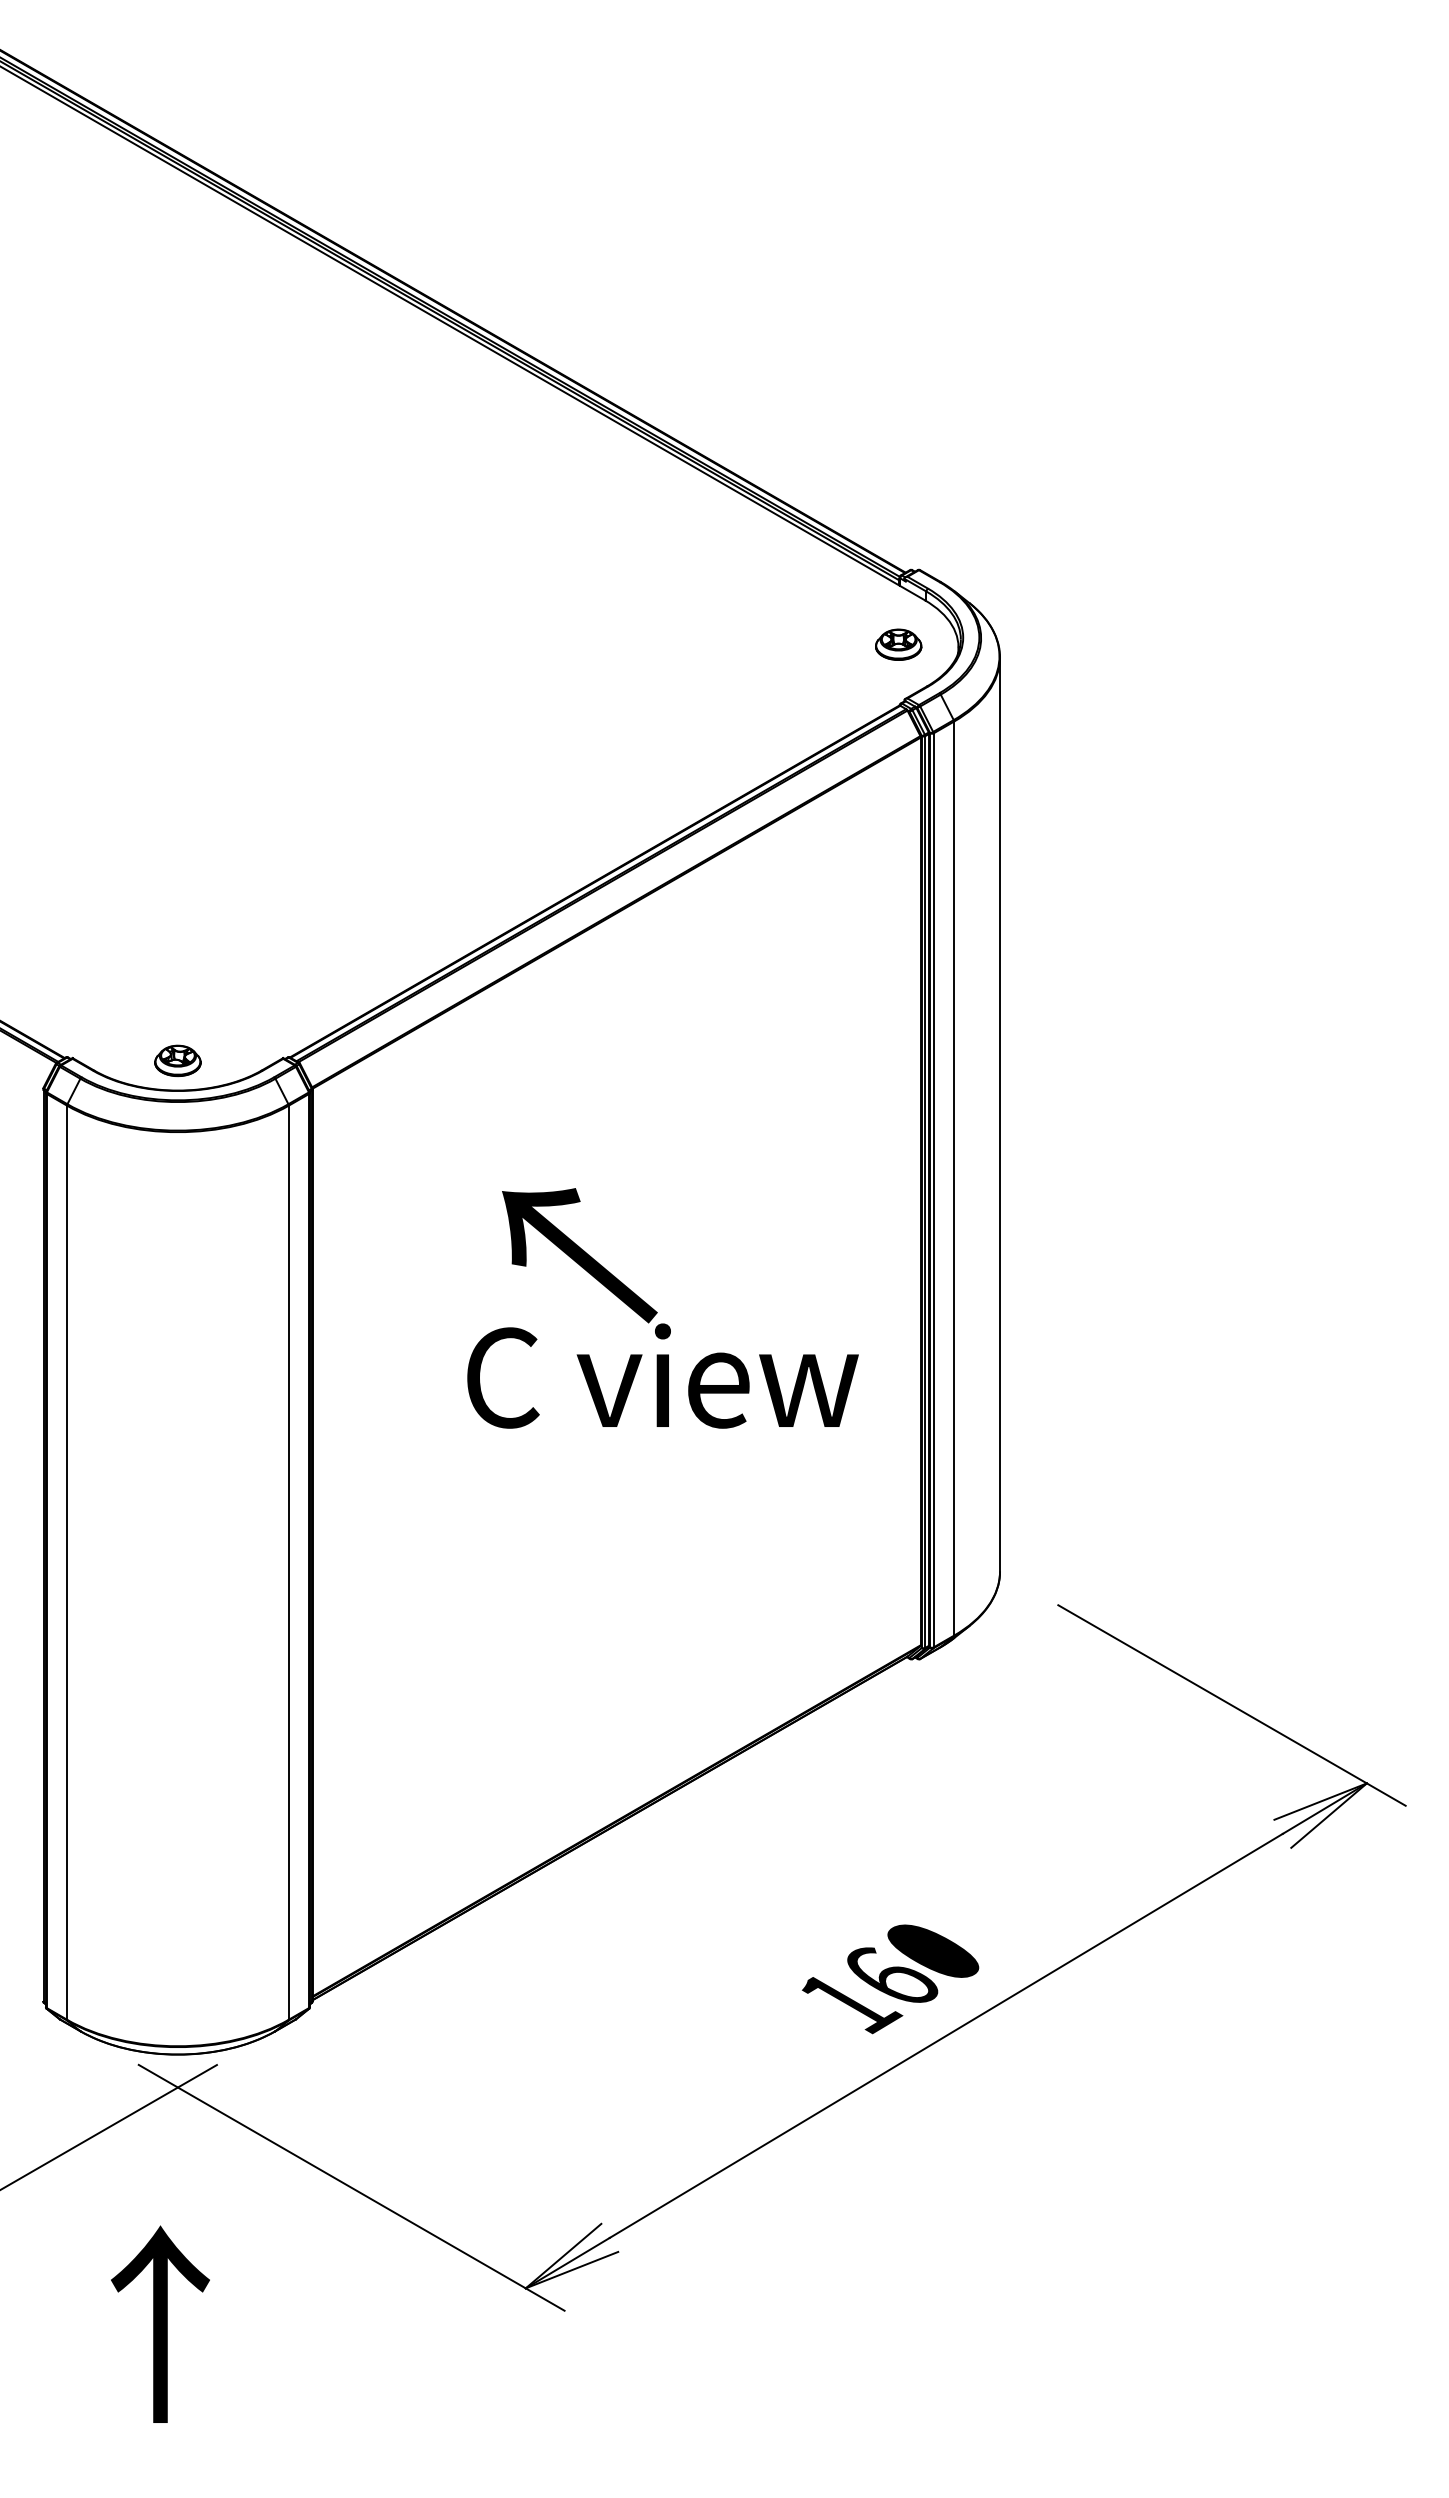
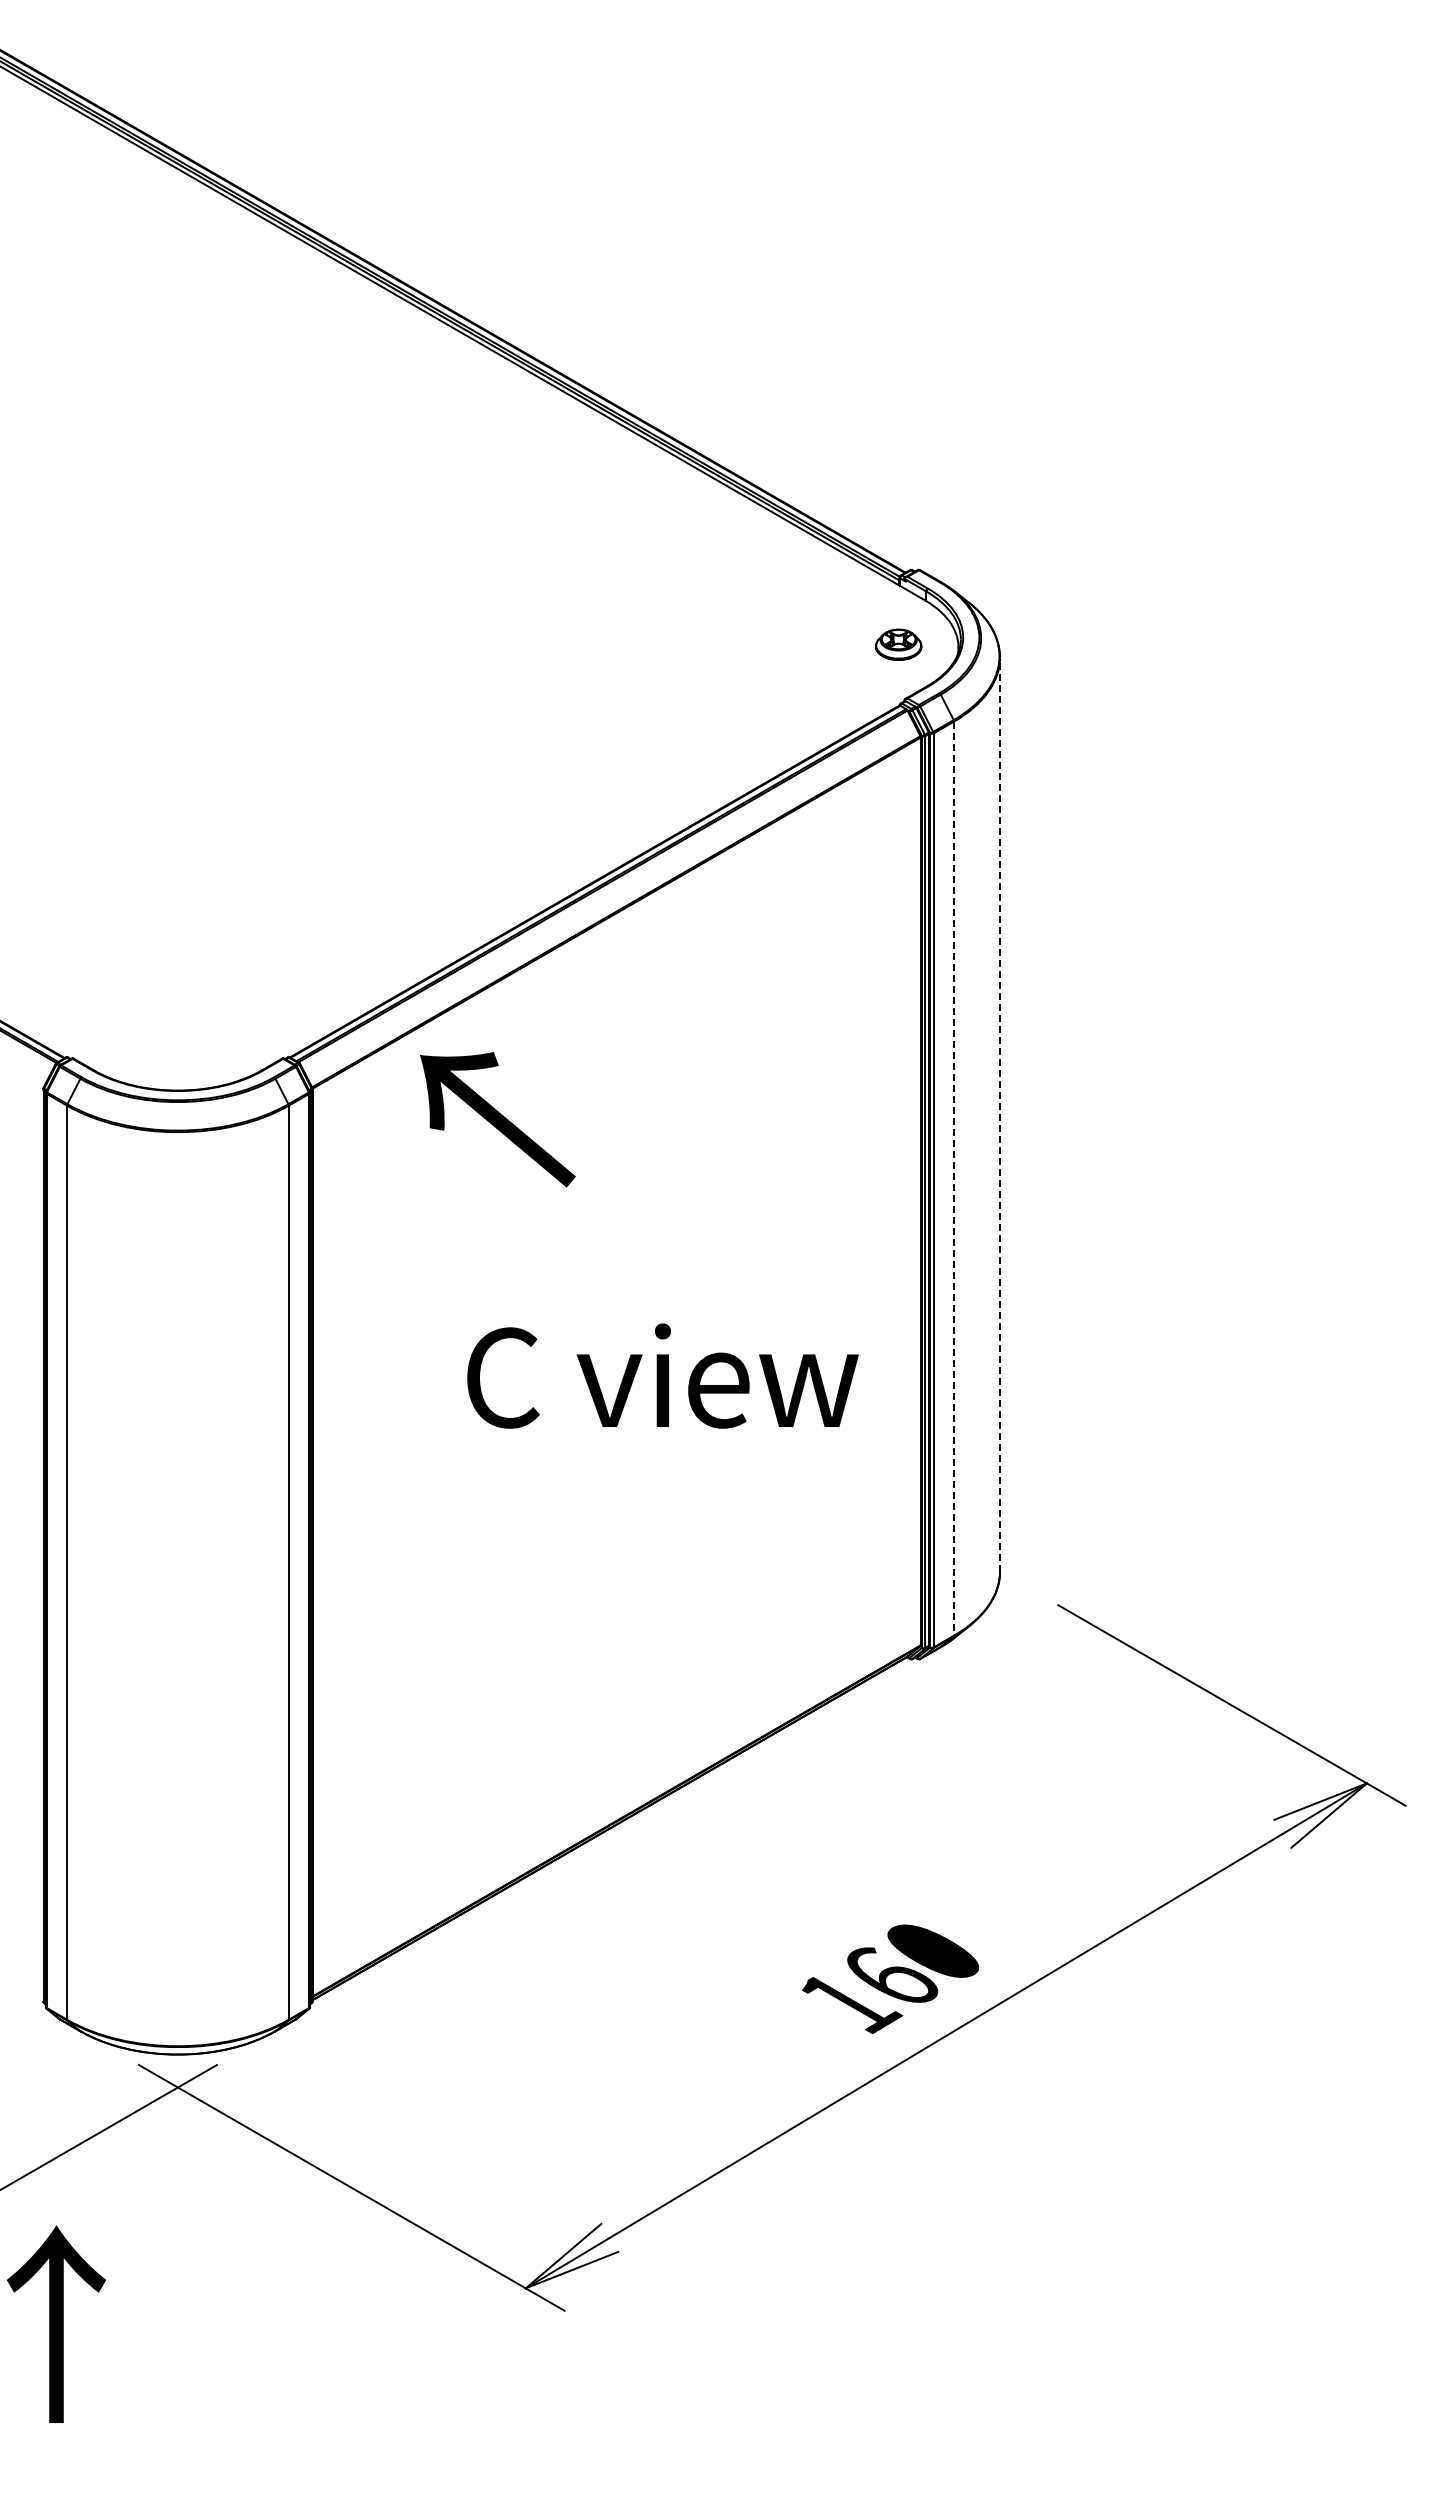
part: present -> none (177, 1060)
line: solid -> dashed (1000, 1114)
line: solid -> dashed (954, 1179)
text position: (579, 1255) -> (497, 1119) (497, 1119)
text position: (160, 2323) -> (56, 2323) (56, 2323)
